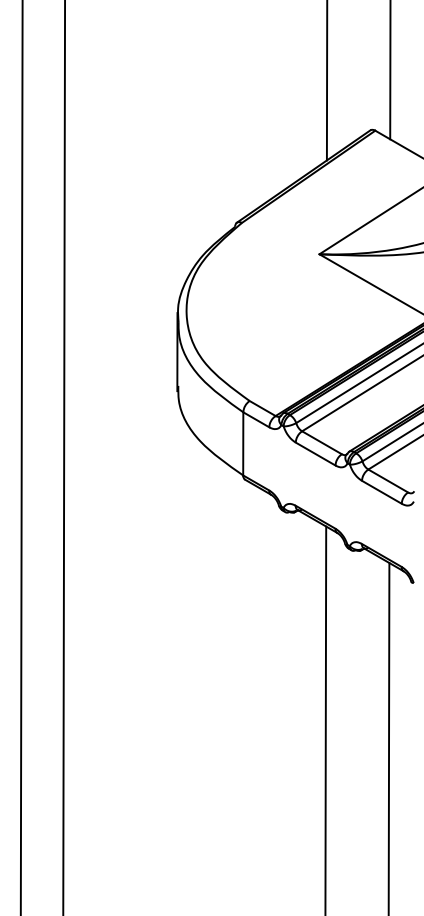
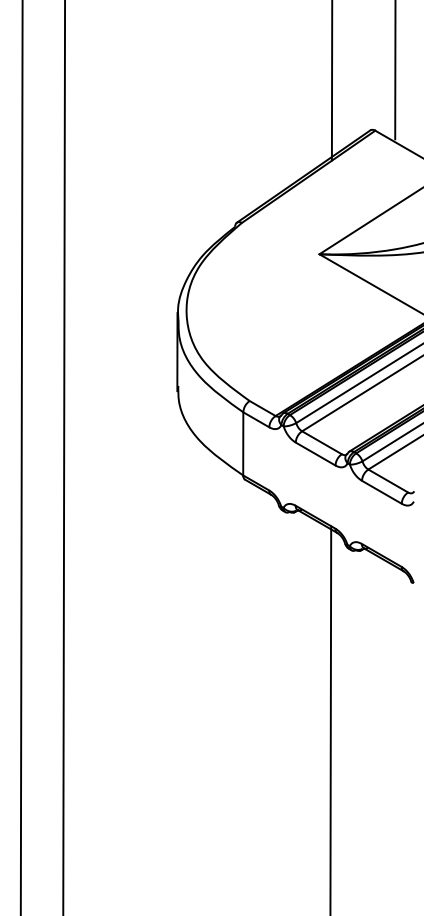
line position: (390, 70) -> (395, 70) (395, 70)
line position: (326, 81) -> (331, 81) (331, 81)
line position: (325, 719) -> (330, 719) (330, 719)
line: present -> none (388, 737)
